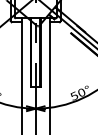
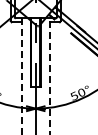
line: solid -> dashed (49, 76)
line: solid -> dashed (22, 77)
